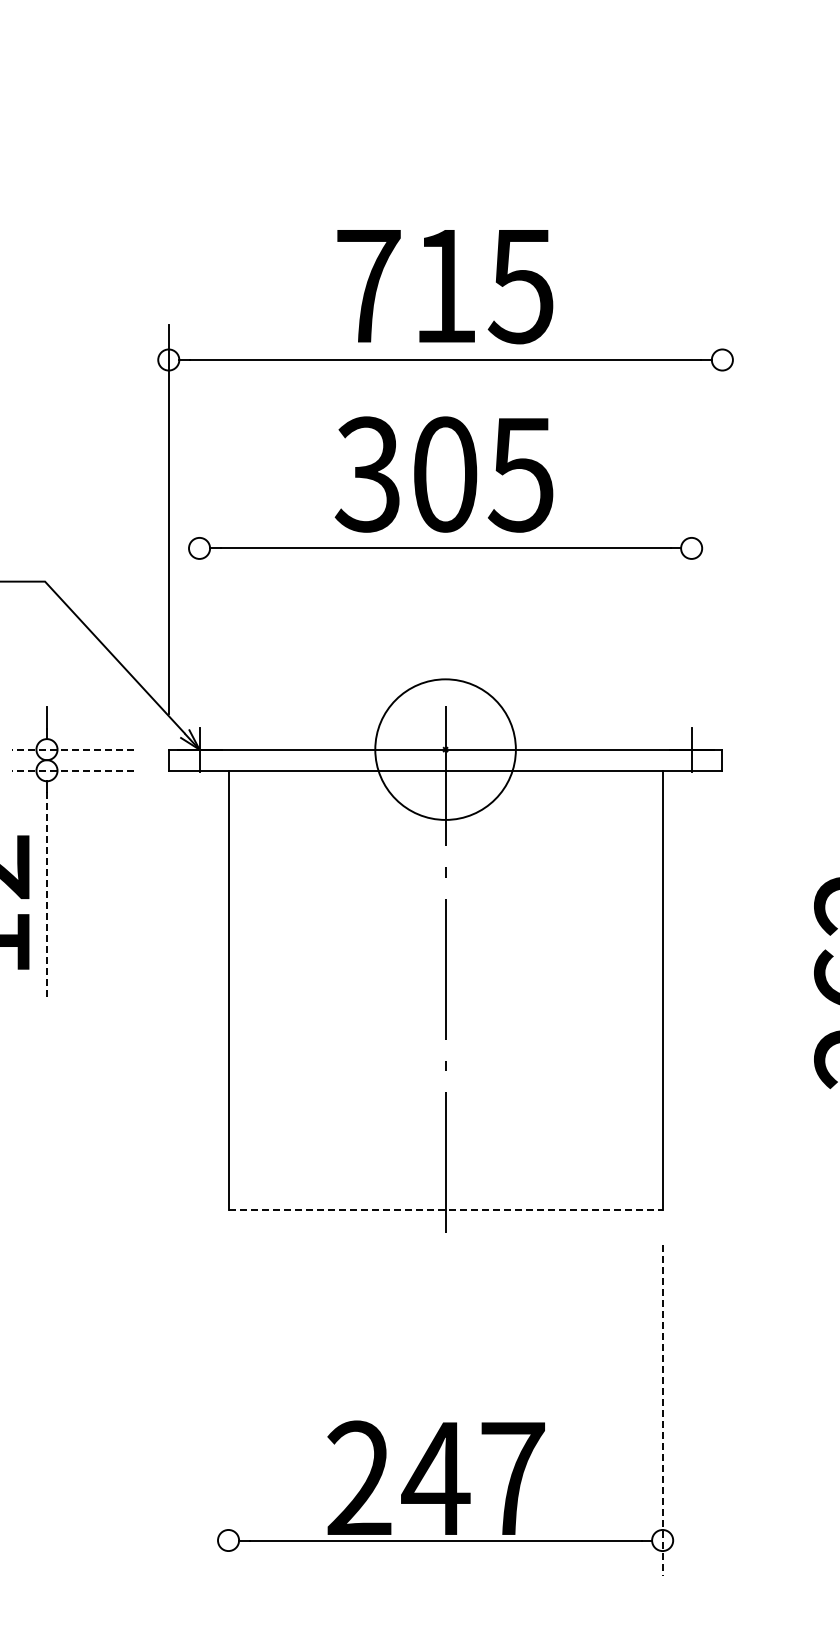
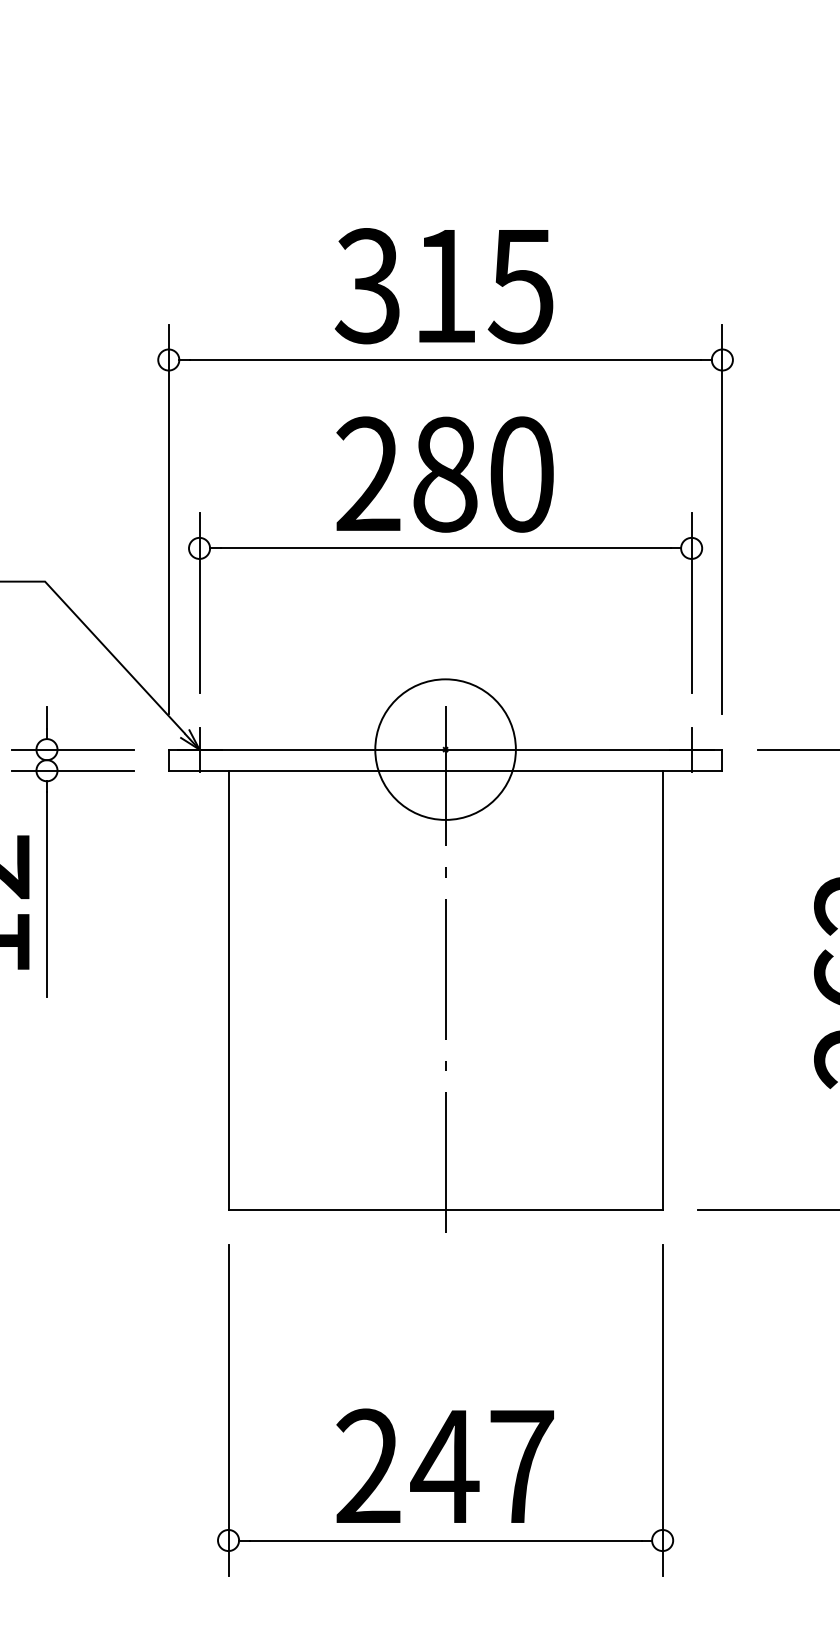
text: 715 -> 315 (367, 286)
text: 305 -> 280 (443, 474)
line: none -> present (722, 519)
line: none -> present (199, 602)
line: none -> present (691, 602)
line: dashed -> solid (72, 749)
line: none -> present (796, 749)
line: dashed -> solid (72, 770)
line: dashed -> solid (47, 894)
line: dashed -> solid (446, 1210)
line: none -> present (766, 1210)
line: none -> present (228, 1410)
line: dashed -> solid (662, 1410)
text position: (435, 1477) -> (444, 1465) (444, 1465)
